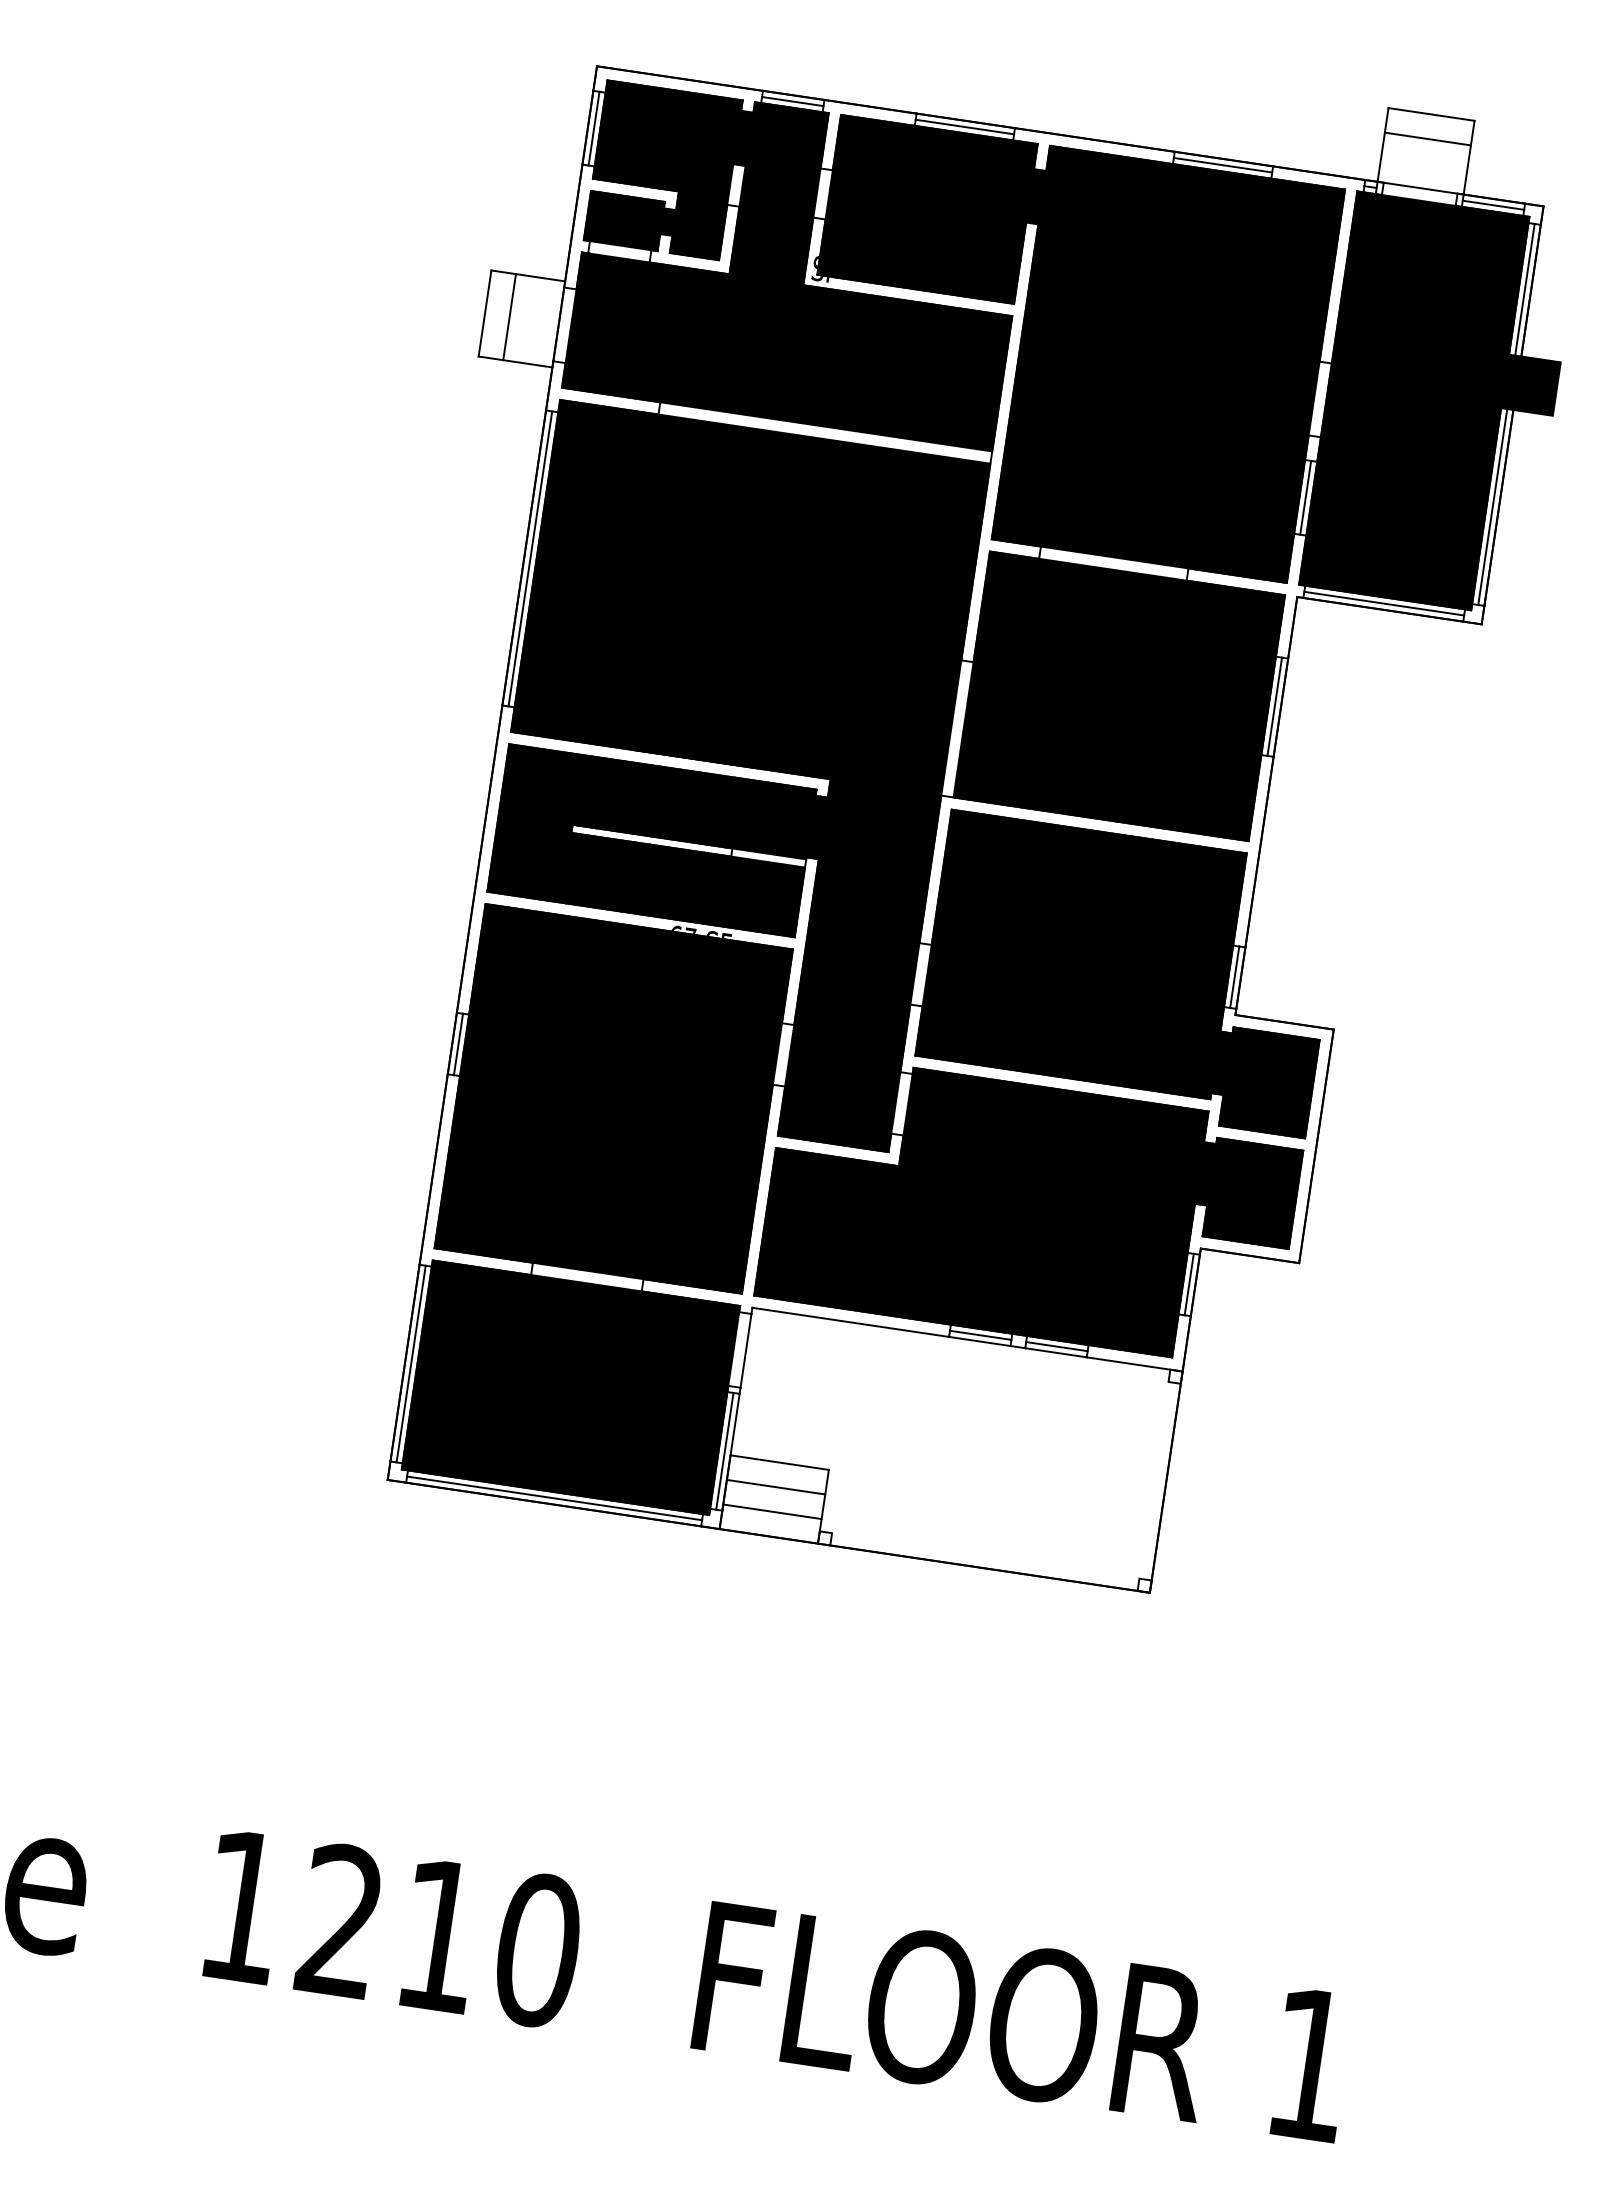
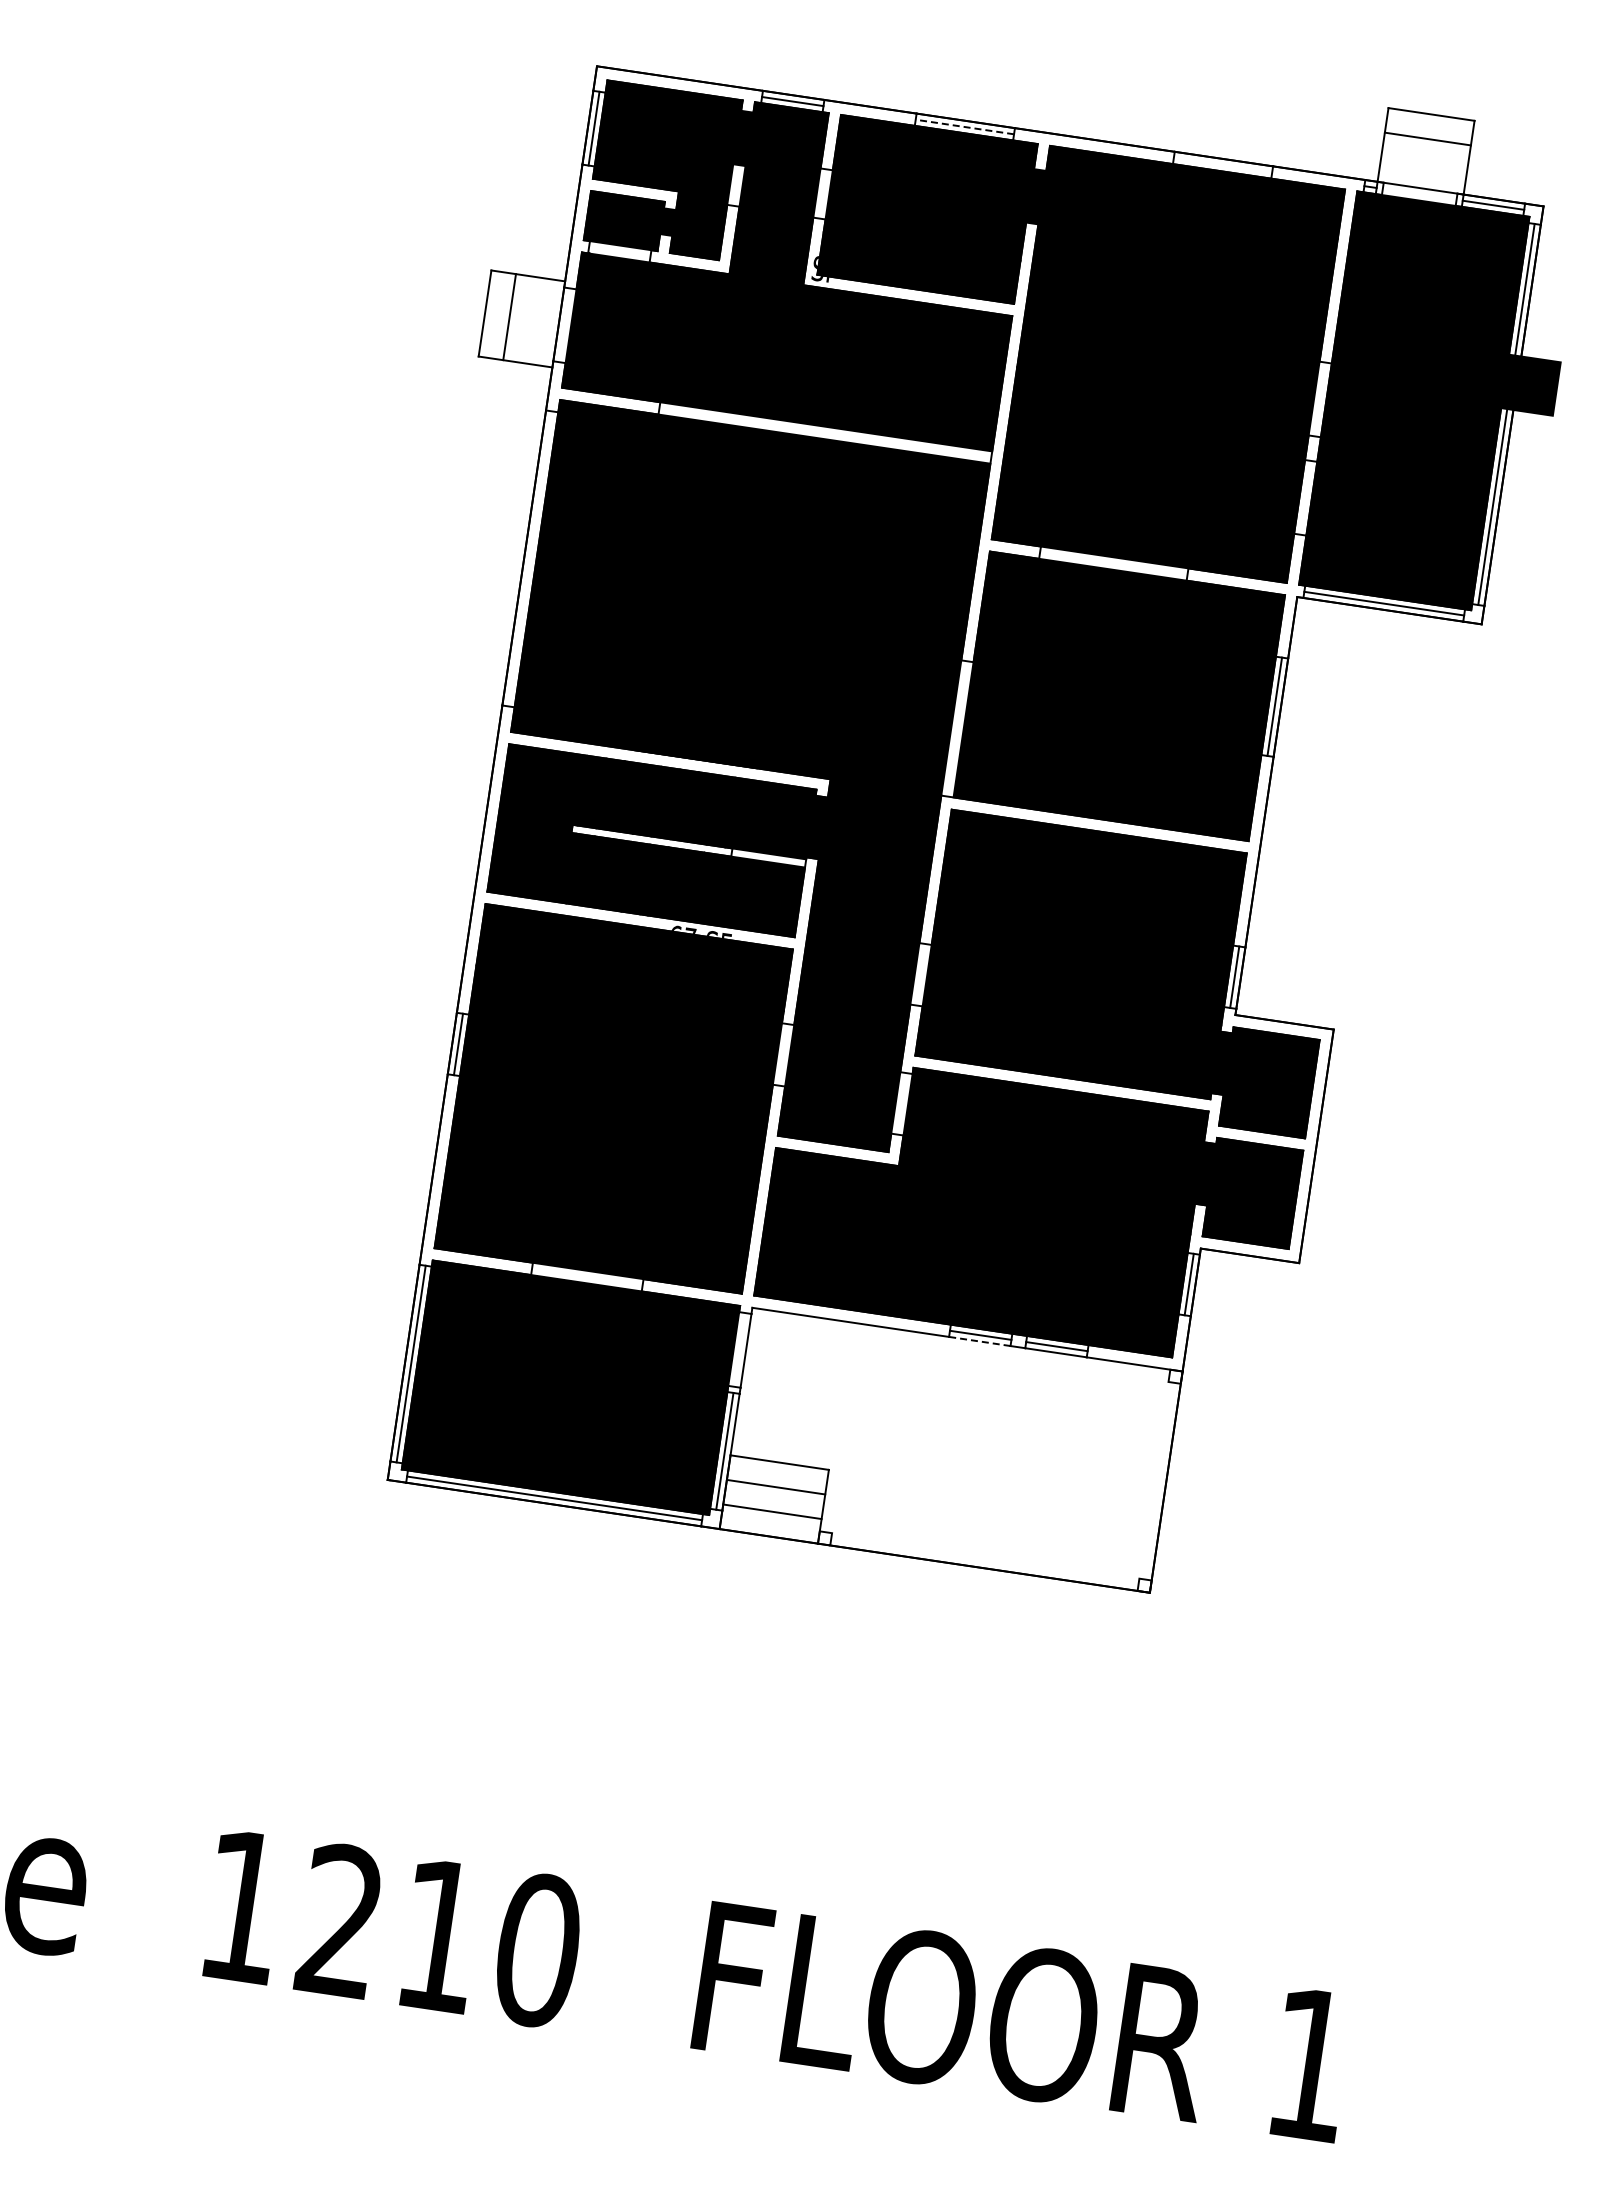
line: solid -> dashed (964, 127)
line: present -> none (1222, 164)
line: present -> none (1305, 497)
line: present -> none (530, 558)
line: solid -> dashed (979, 1341)
